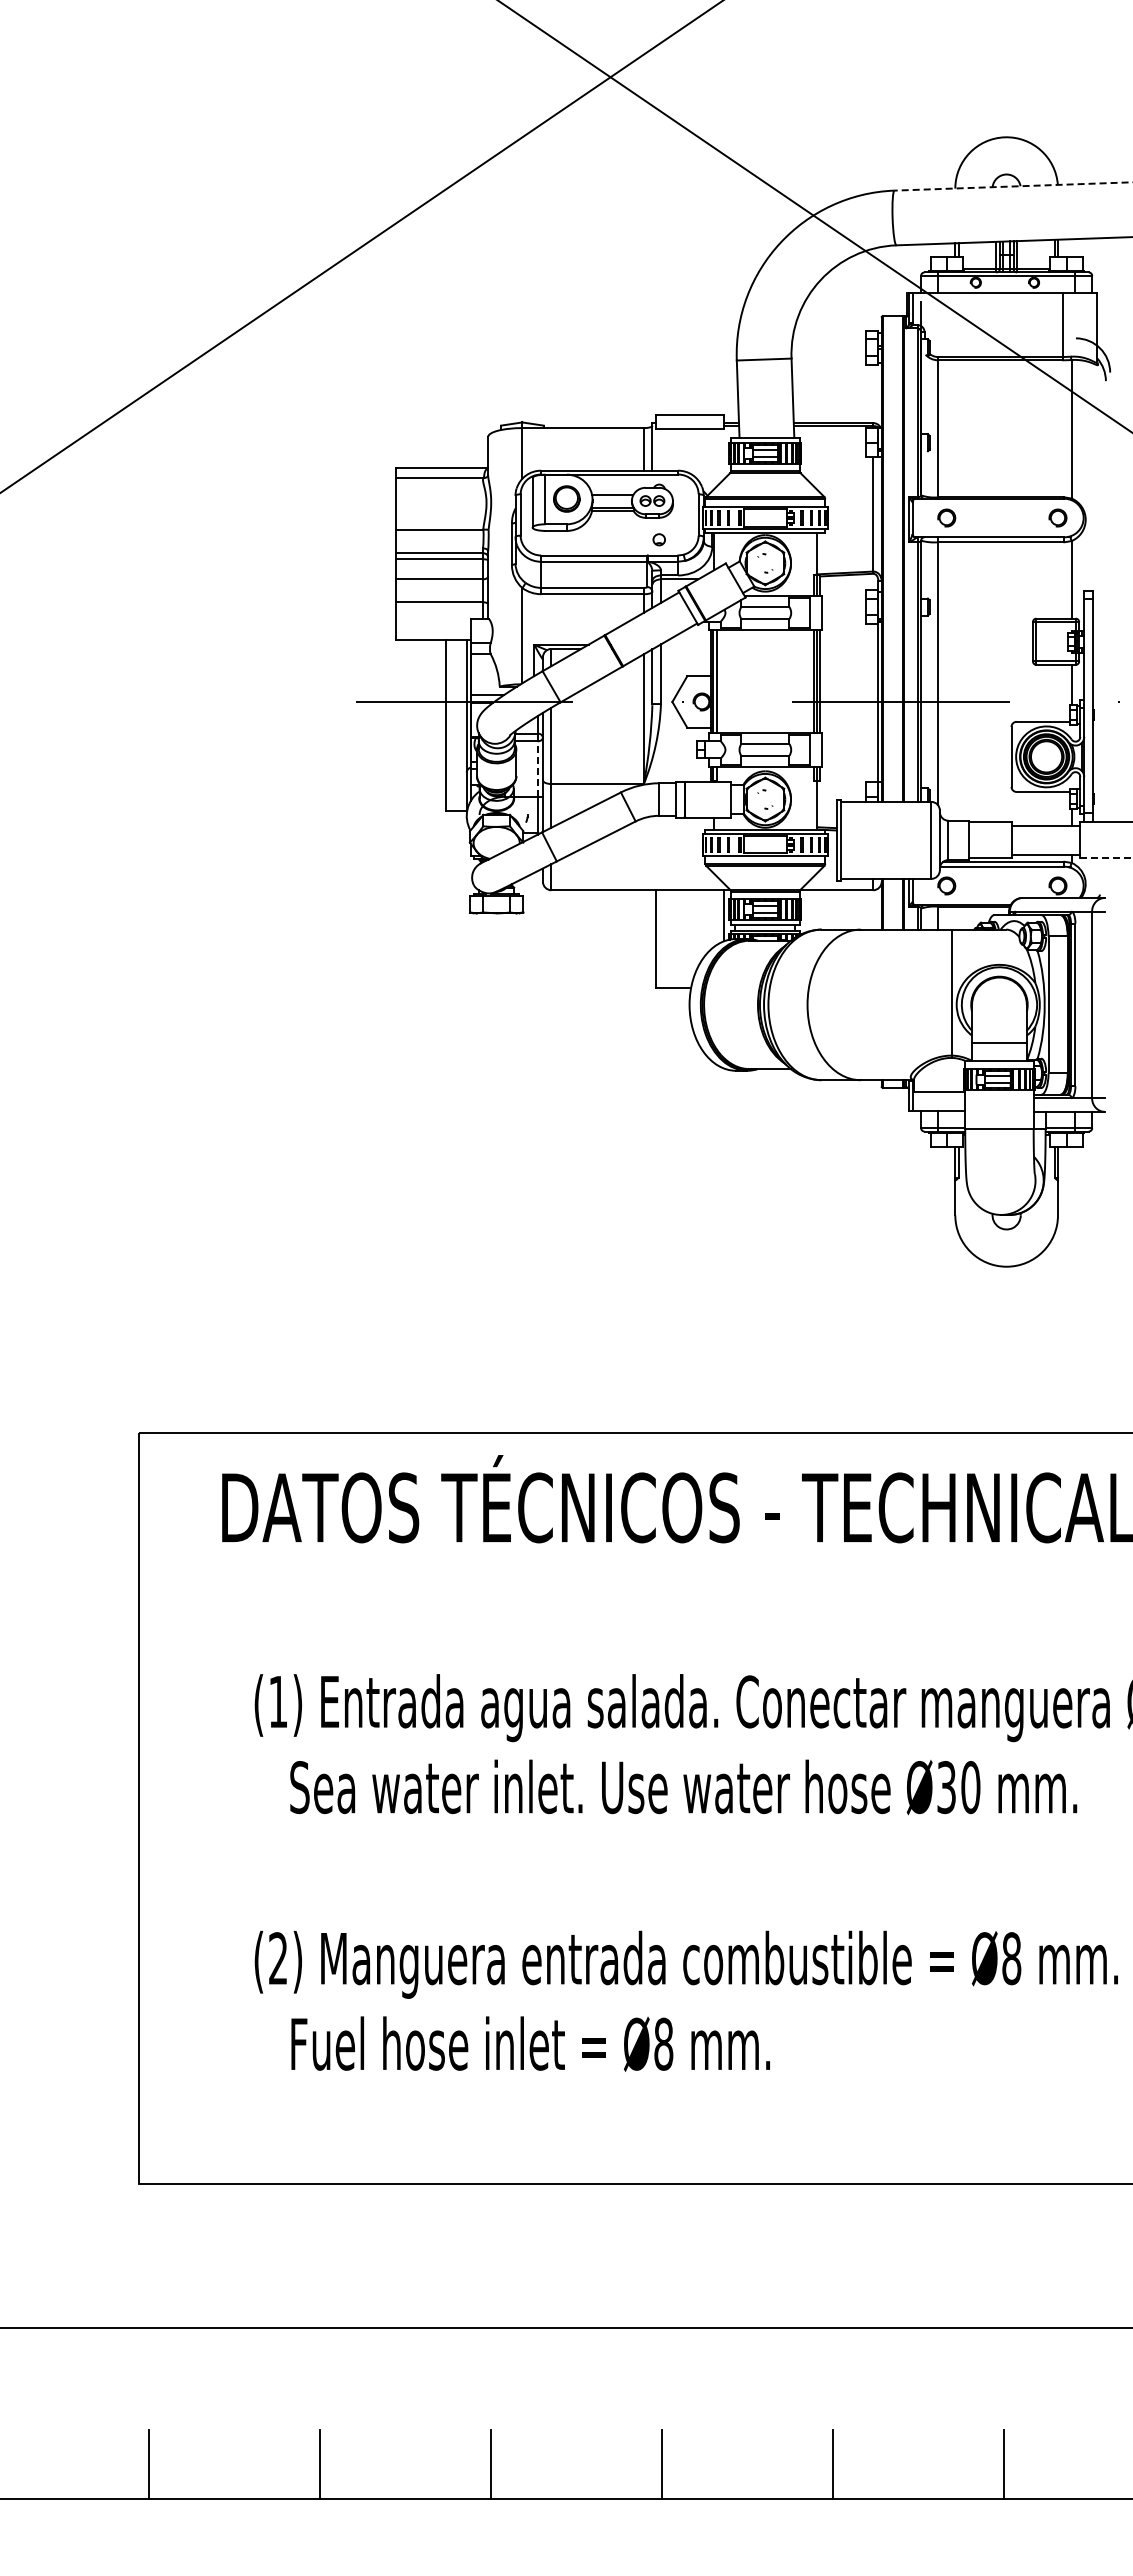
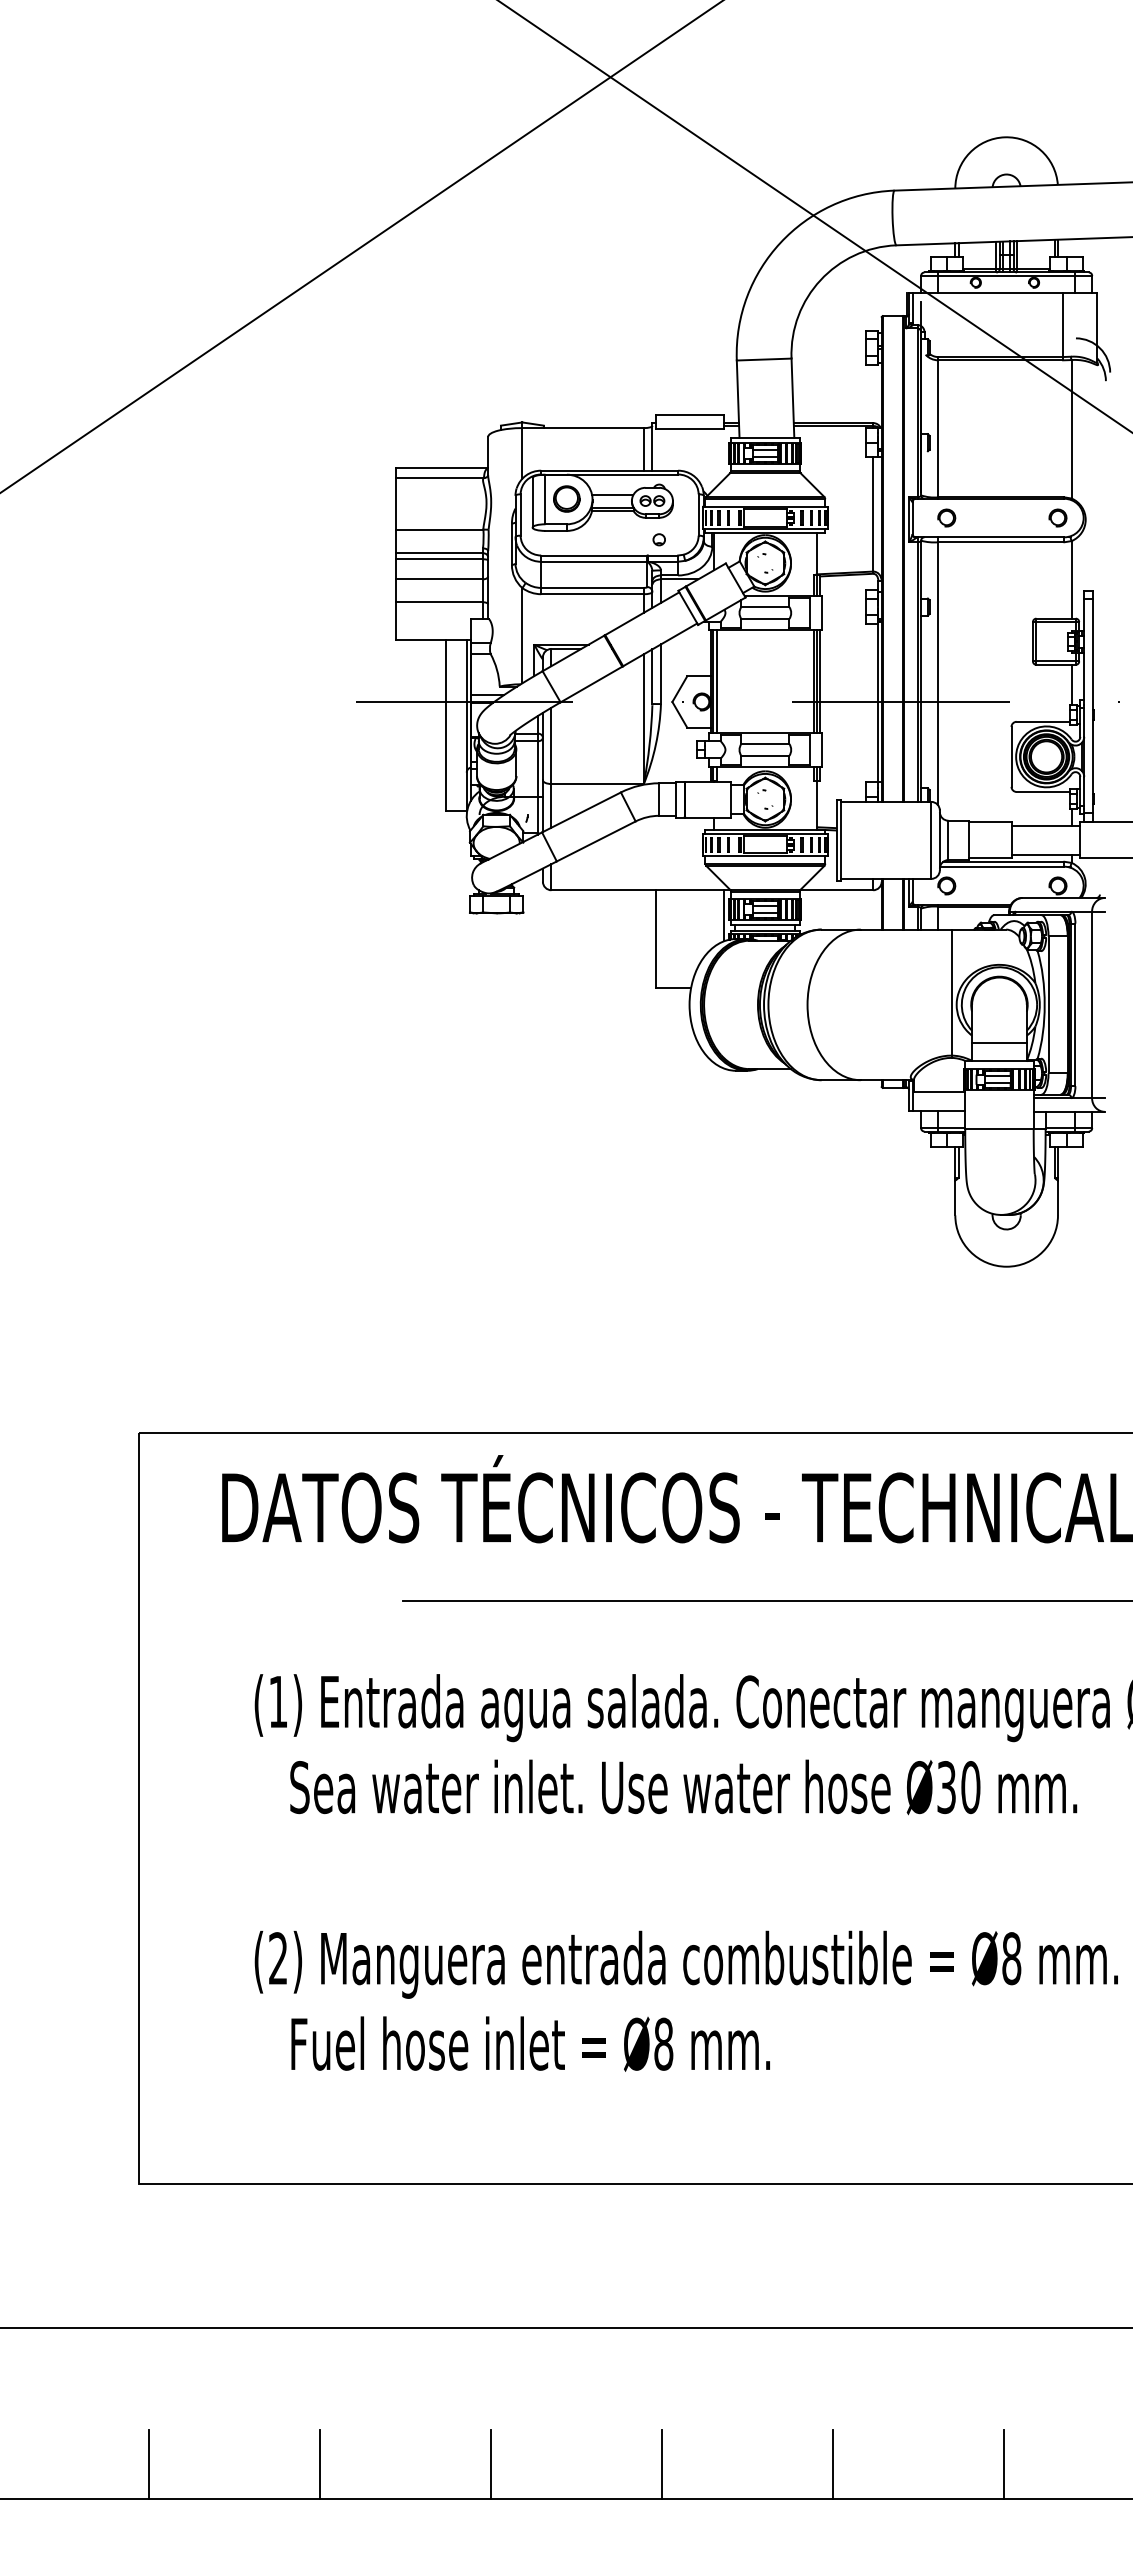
line: dashed -> solid (1013, 186)
line: dashed -> solid (537, 769)
line: dashed -> solid (1106, 858)
line: none -> present (765, 1600)
